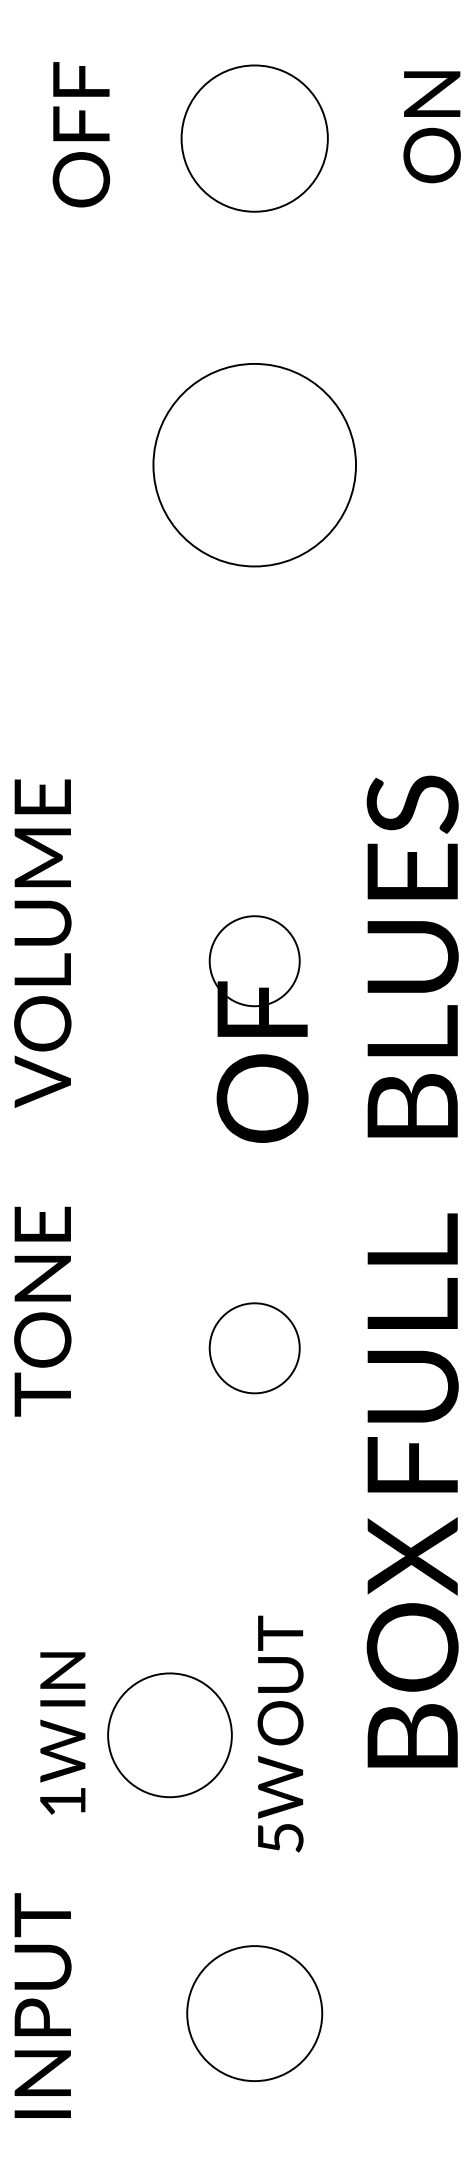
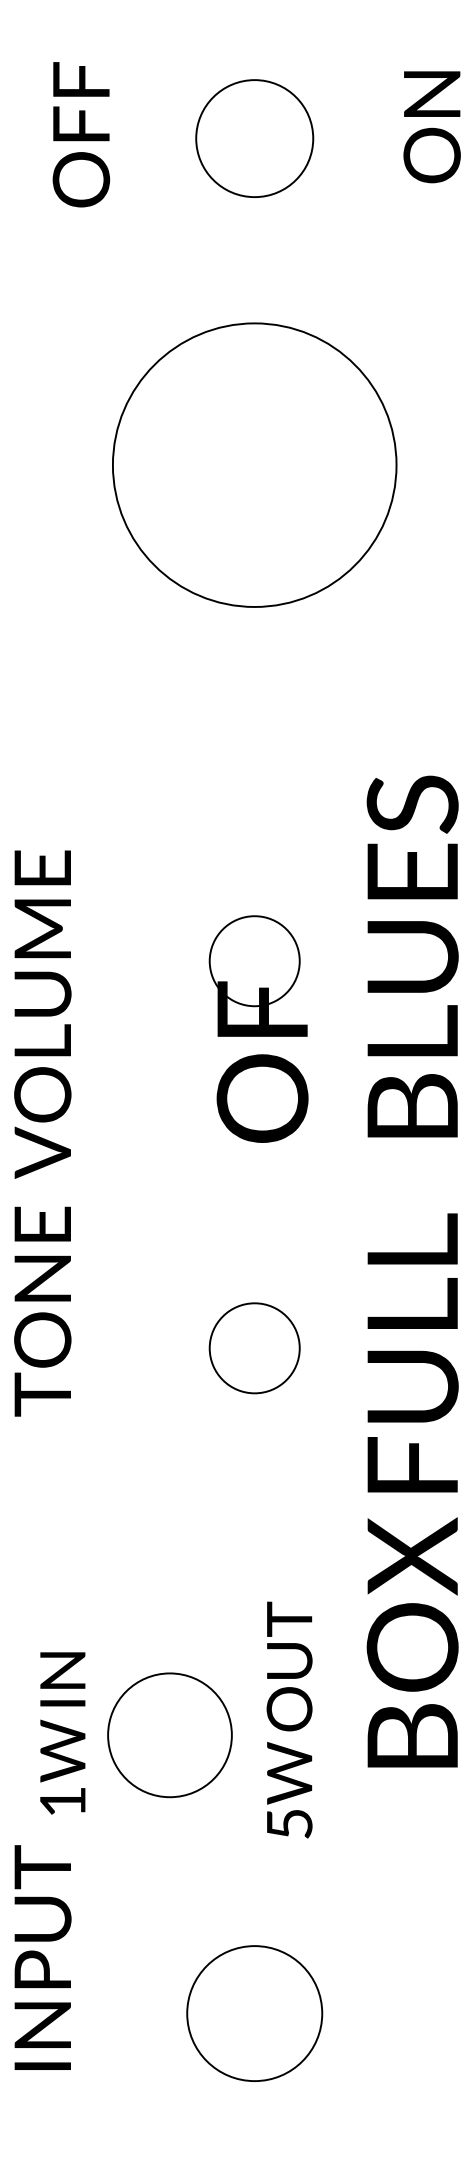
circle diameter: 146 px -> 117 px (254, 138)
circle diameter: 203 px -> 284 px (254, 464)
text position: (42, 943) -> (42, 1014) (42, 1014)
text position: (280, 1733) -> (289, 1719) (289, 1719)
text position: (42, 2005) -> (42, 1957) (42, 1957)
